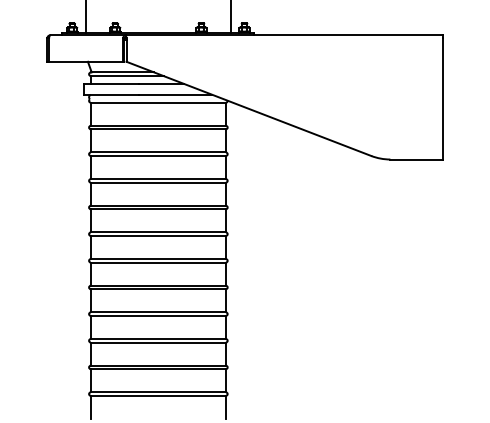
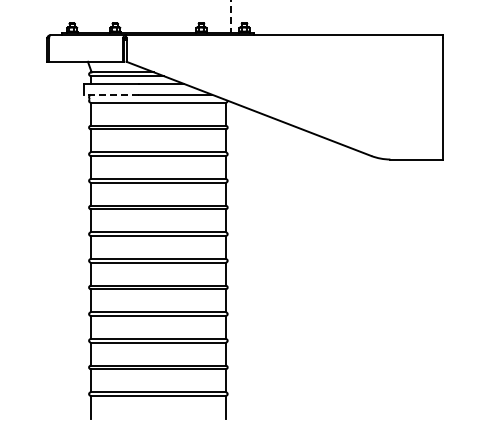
line: present -> none (85, 17)
line: solid -> dashed (231, 17)
line: solid -> dashed (111, 94)
